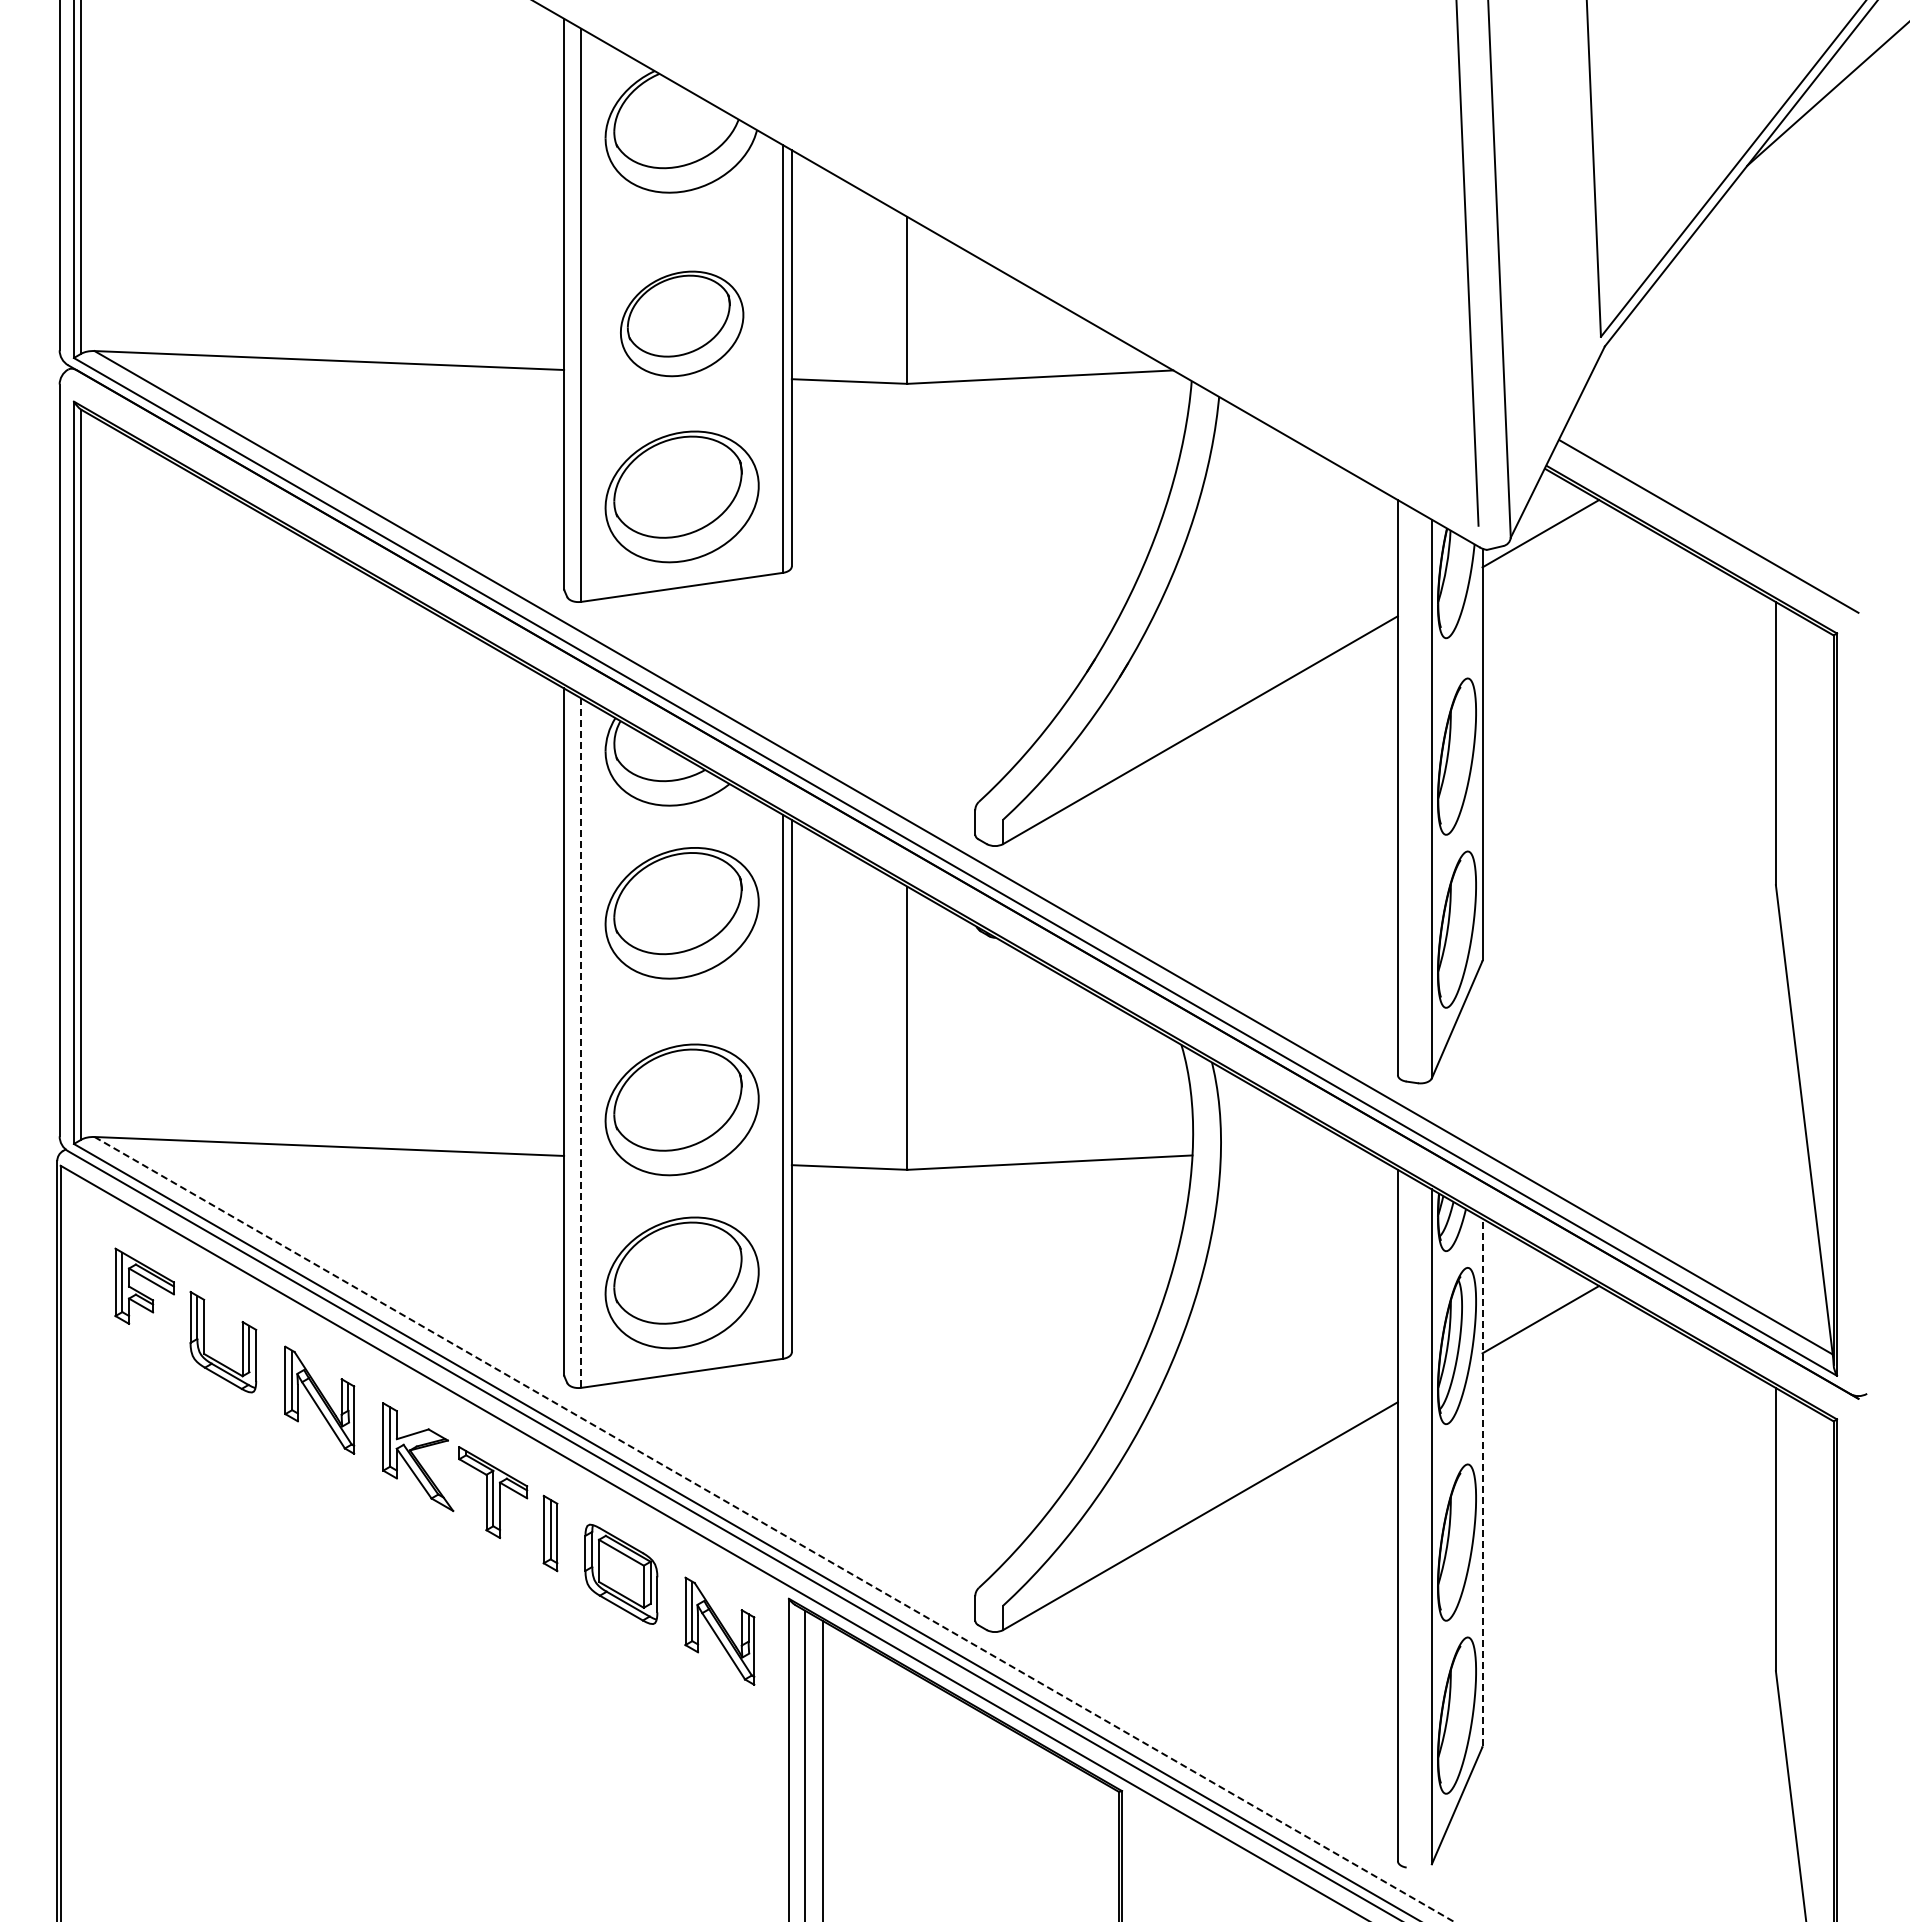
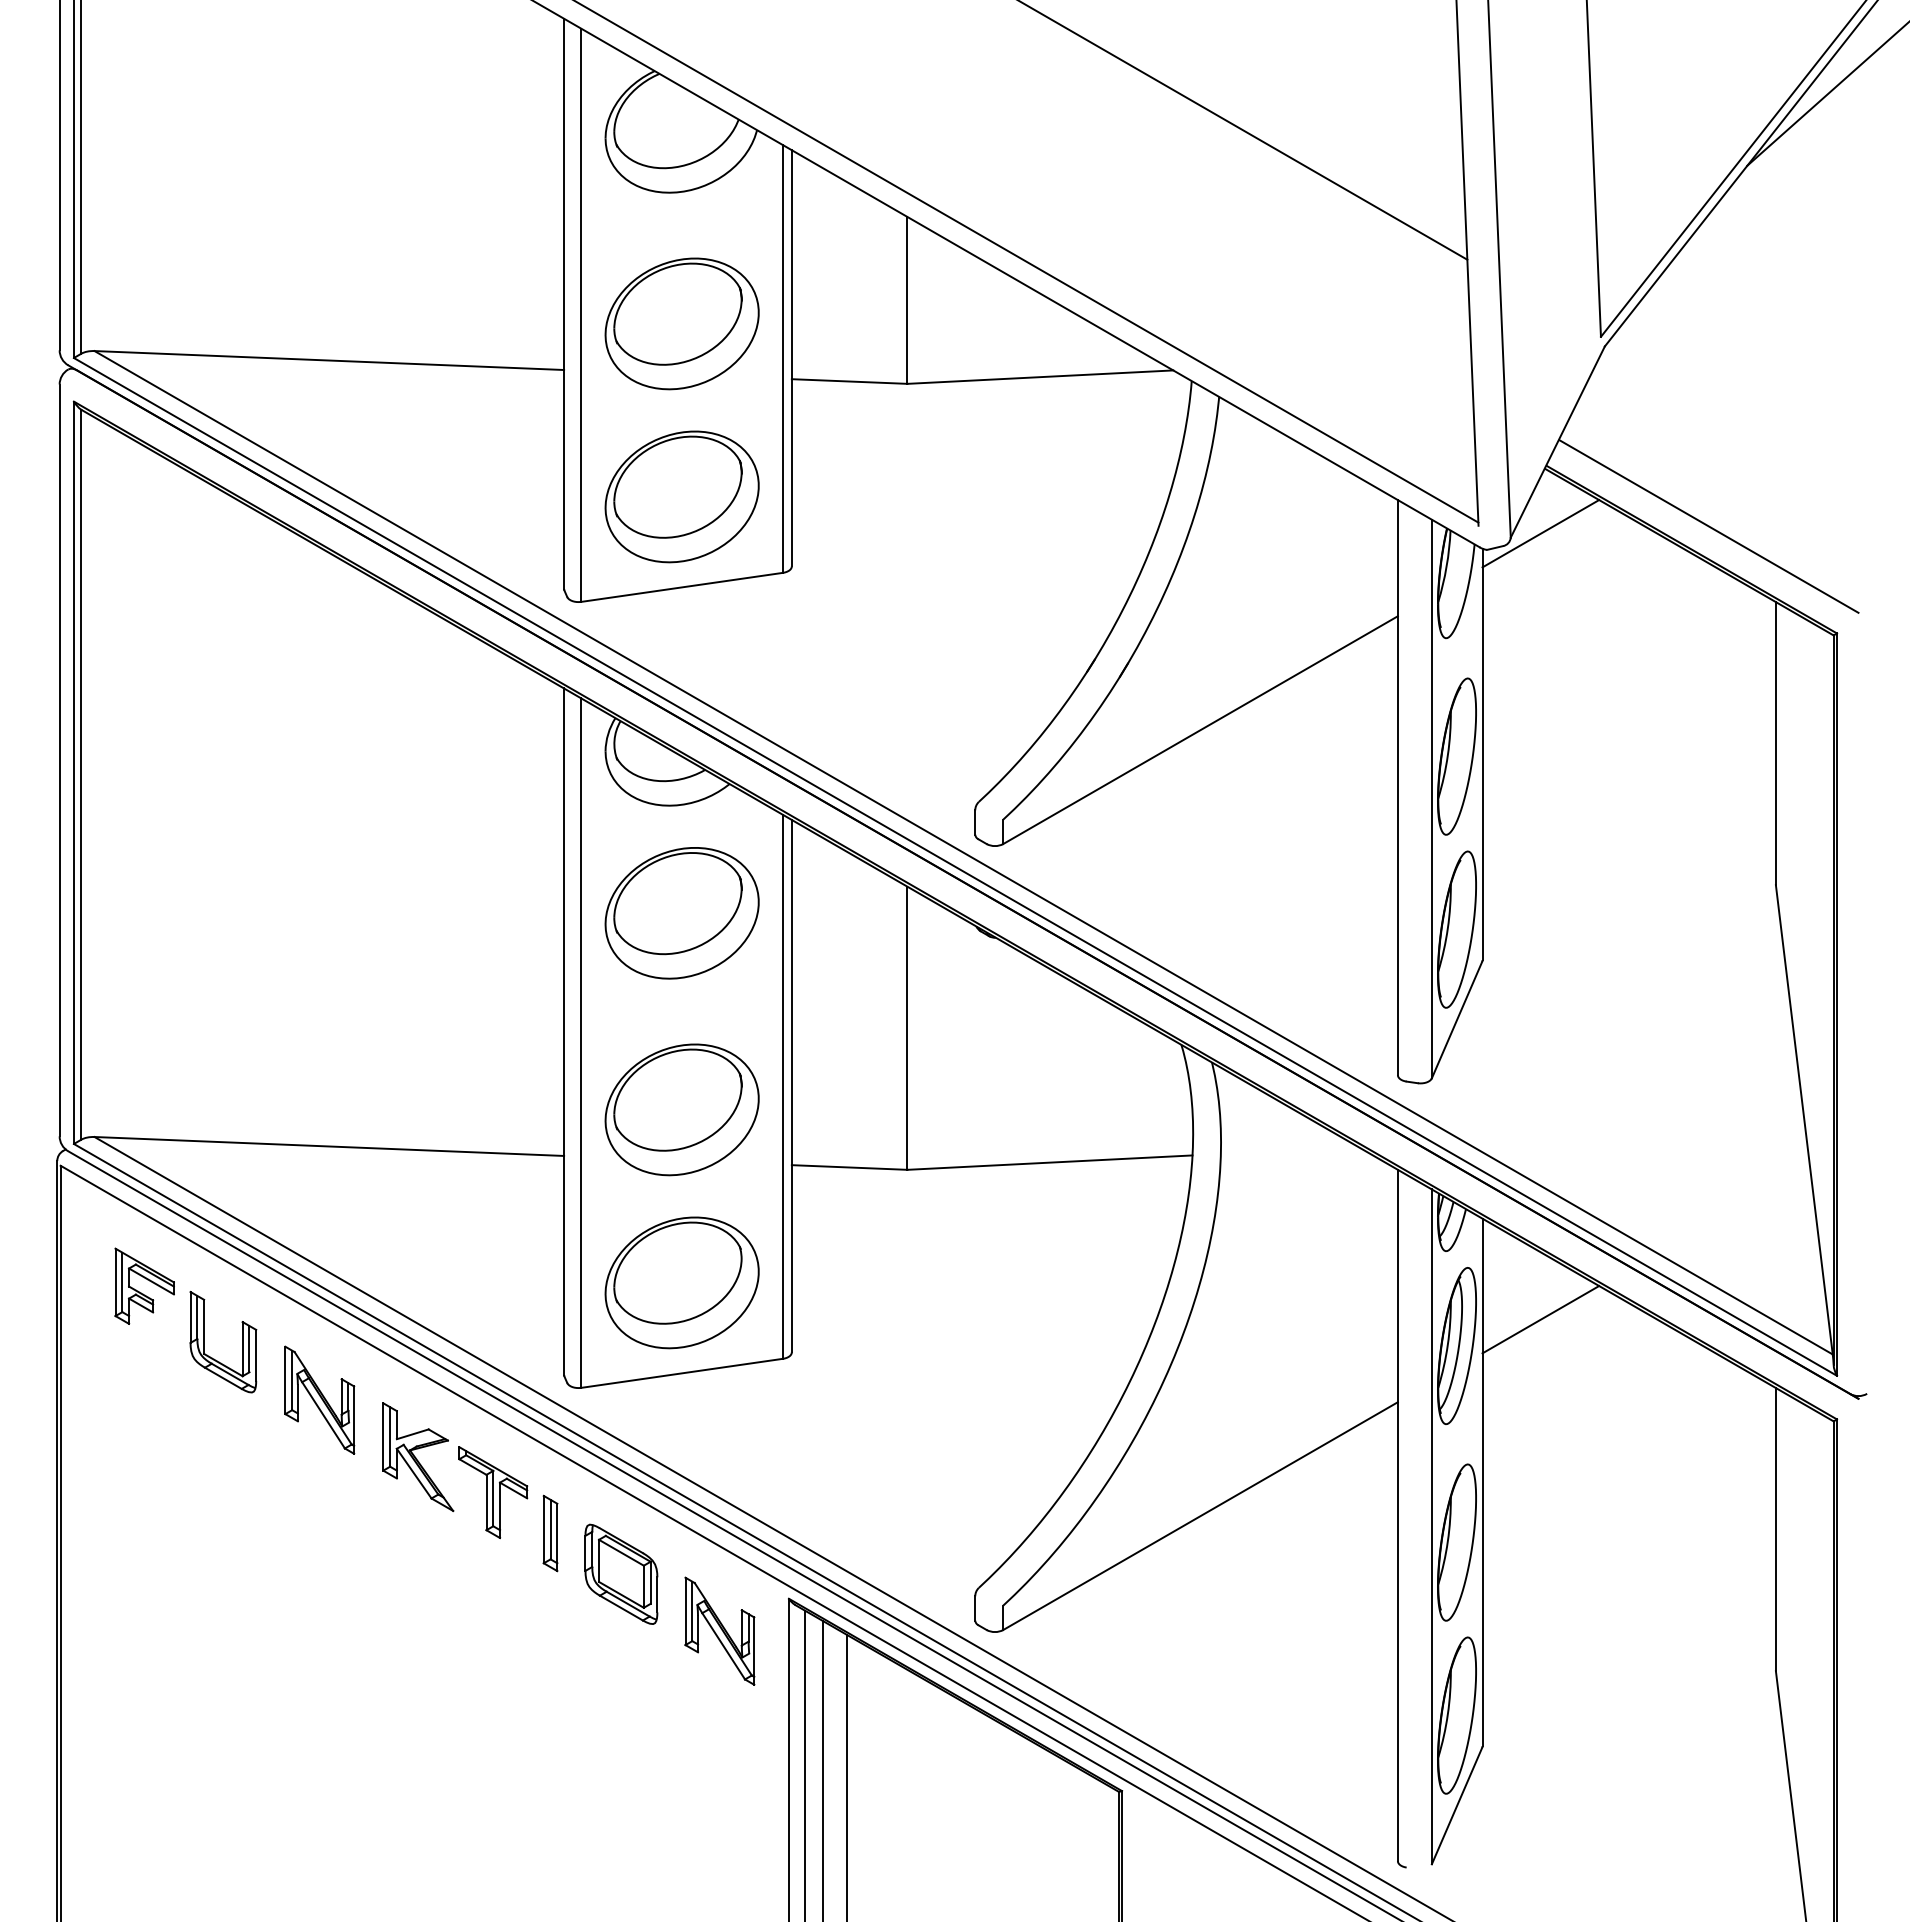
line: none -> present (1244, 130)
line: none -> present (1027, 262)
part size: 125x108 px -> 156x134 px (681, 323)
line: dashed -> solid (581, 1043)
line: dashed -> solid (1482, 1482)
line: dashed -> solid (774, 1529)
line: none -> present (847, 1776)
